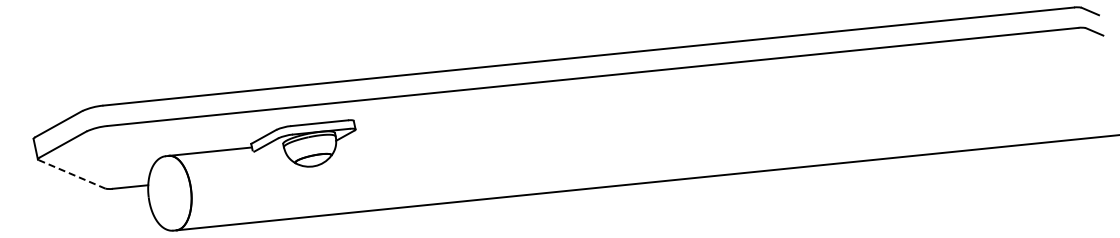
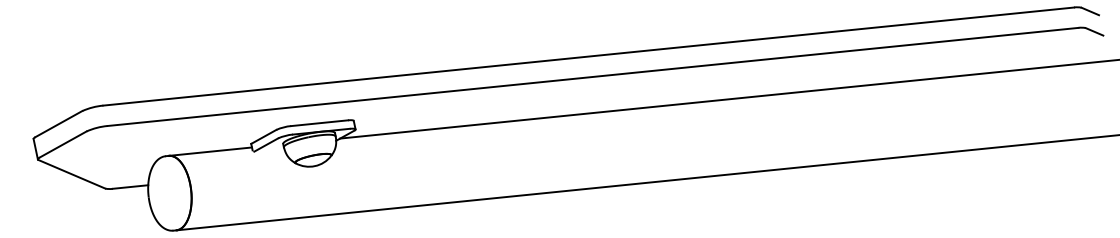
line: none -> present (728, 99)
line: dashed -> solid (72, 174)
